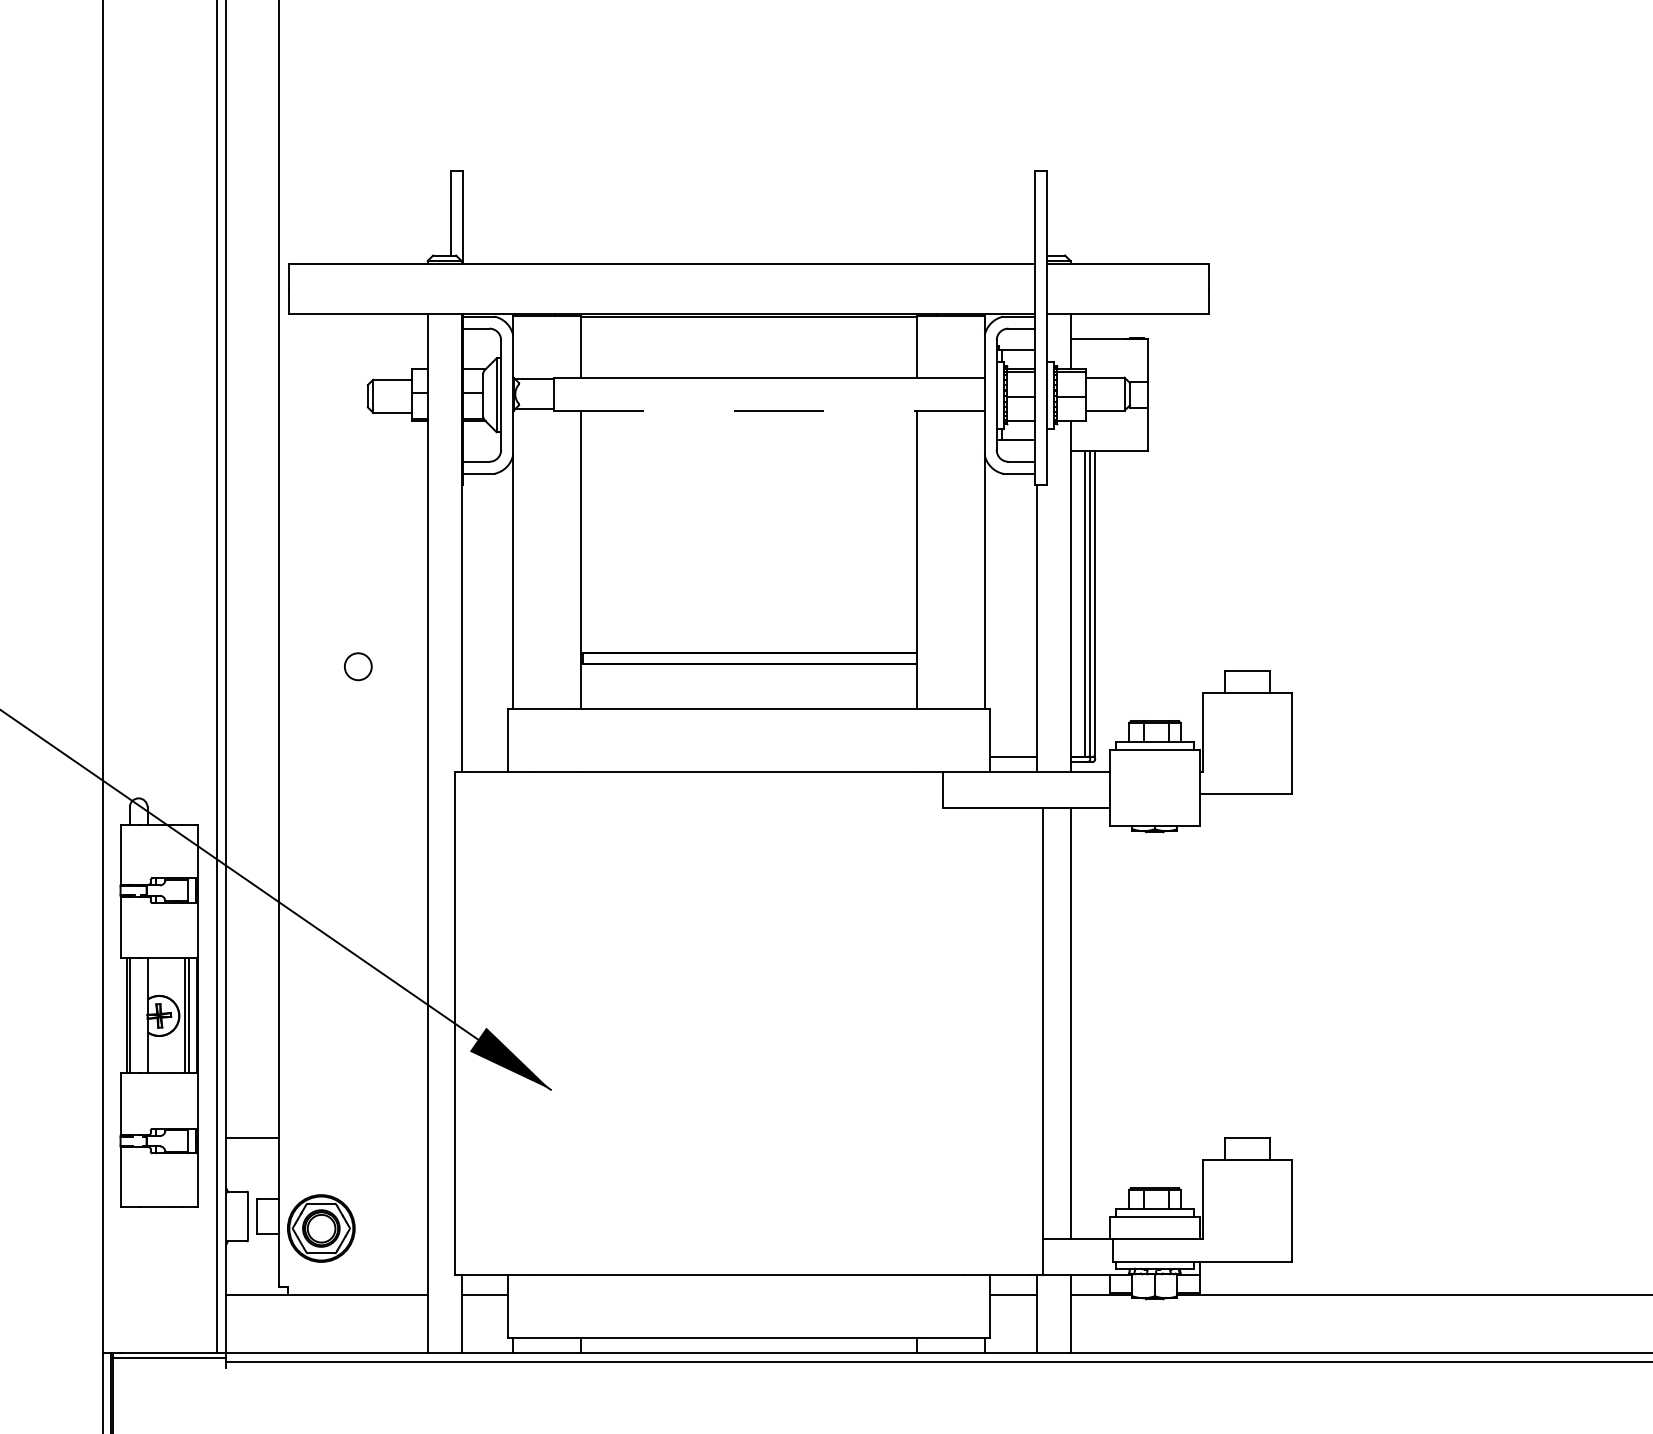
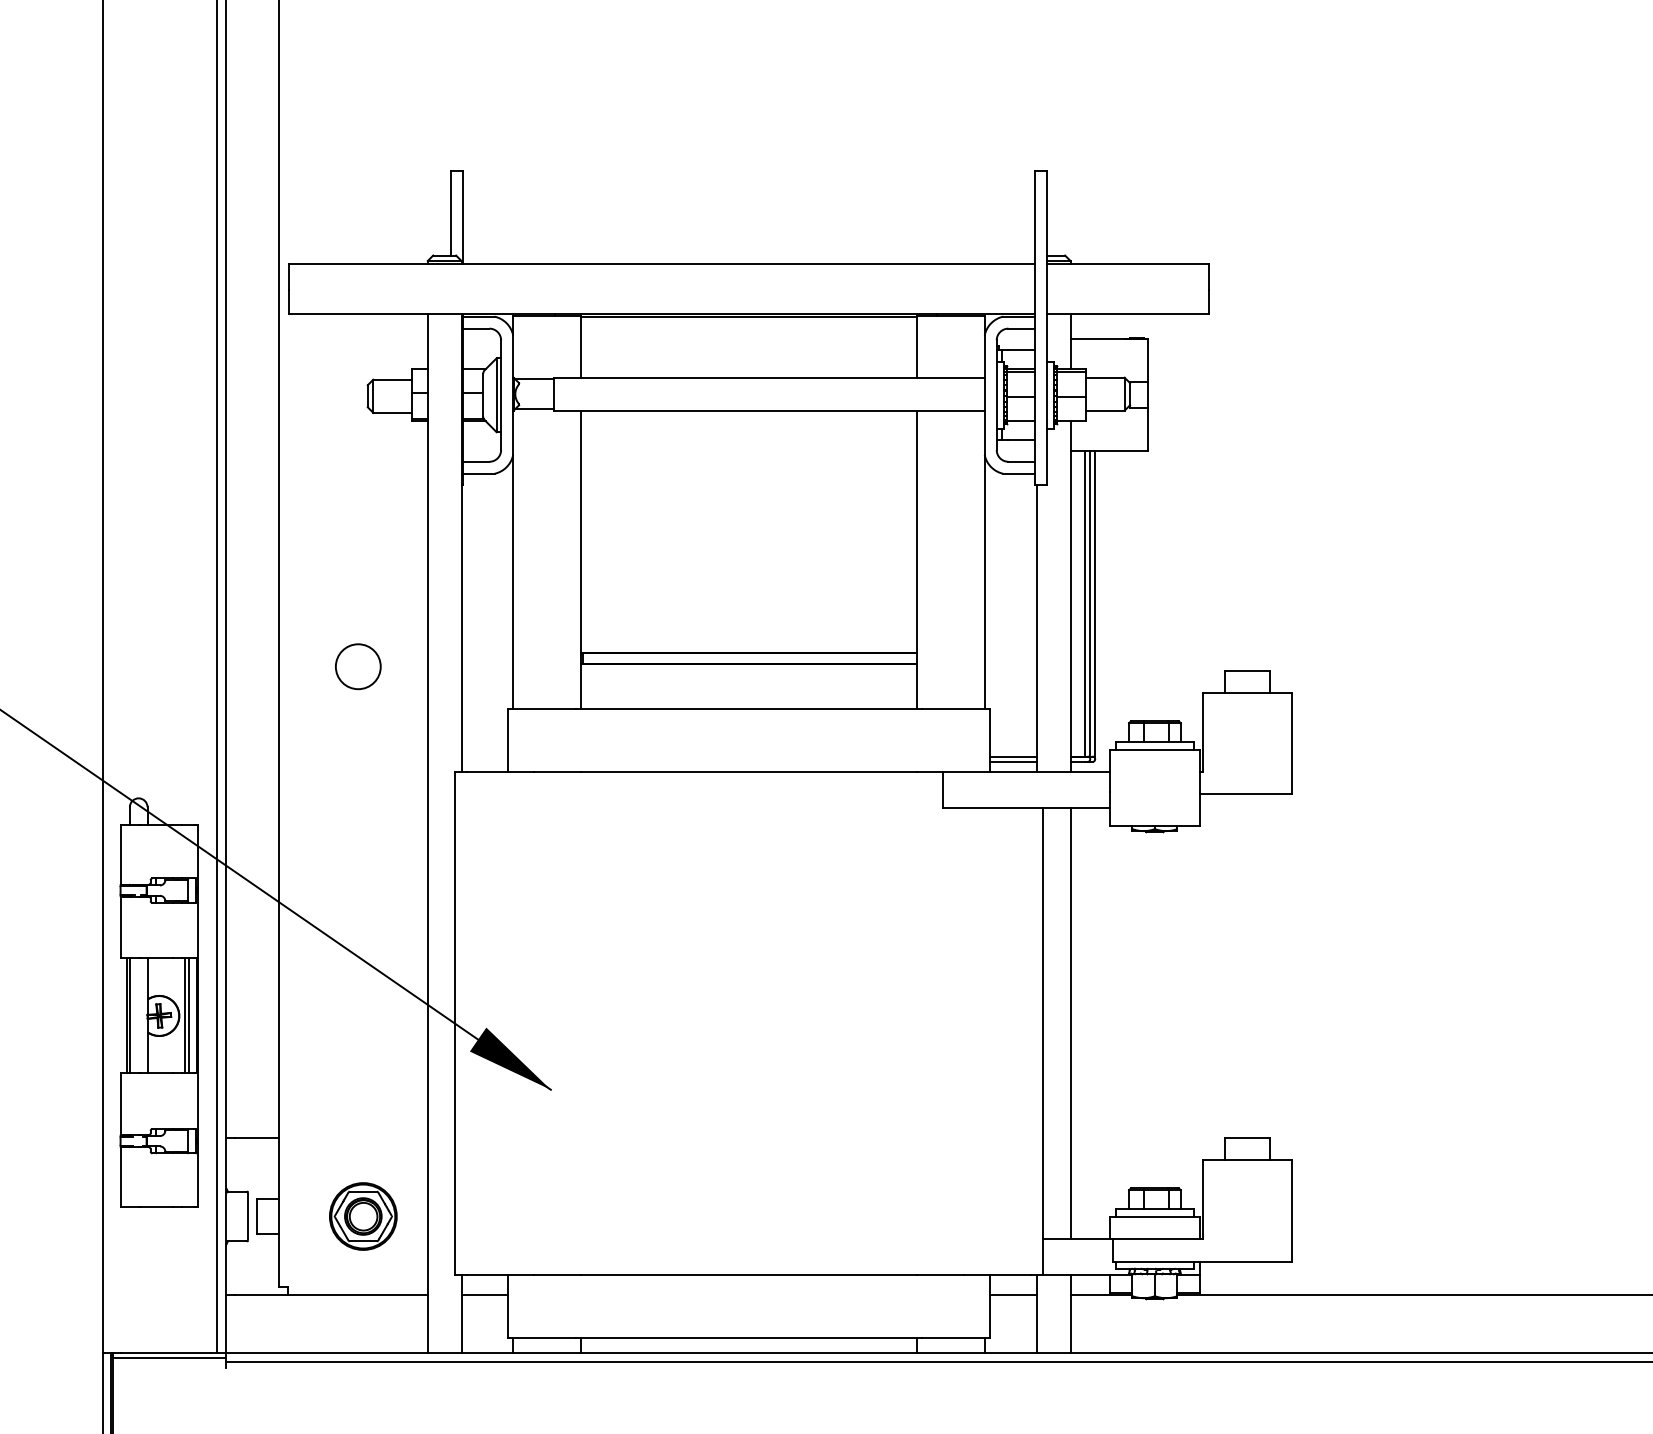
line: dashed -> solid (770, 410)
circle diameter: 27 px -> 45 px (357, 666)
line: none -> present (1013, 761)
part position: (321, 1228) -> (363, 1216) (363, 1216)
